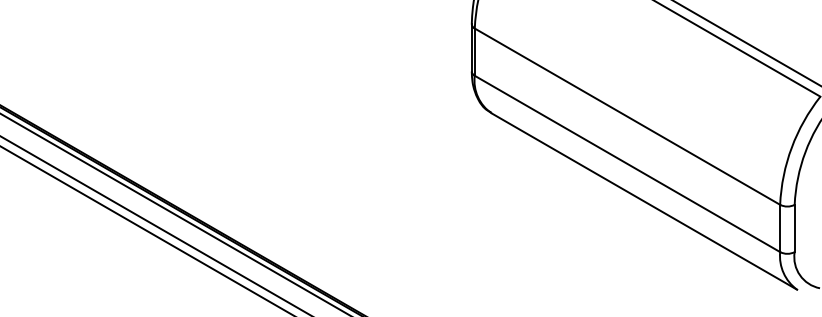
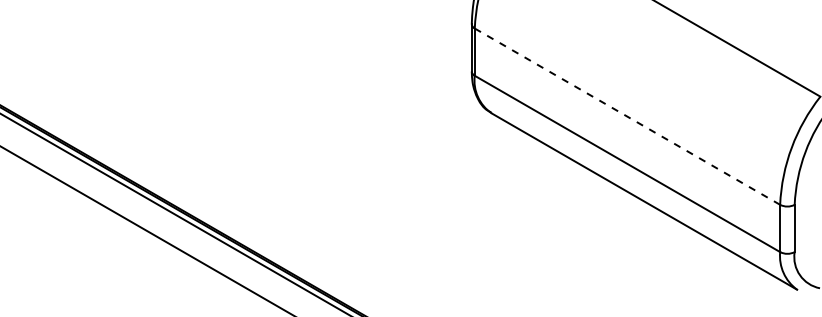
line: present -> none (746, 43)
line: solid -> dashed (627, 116)
line: present -> none (154, 225)
